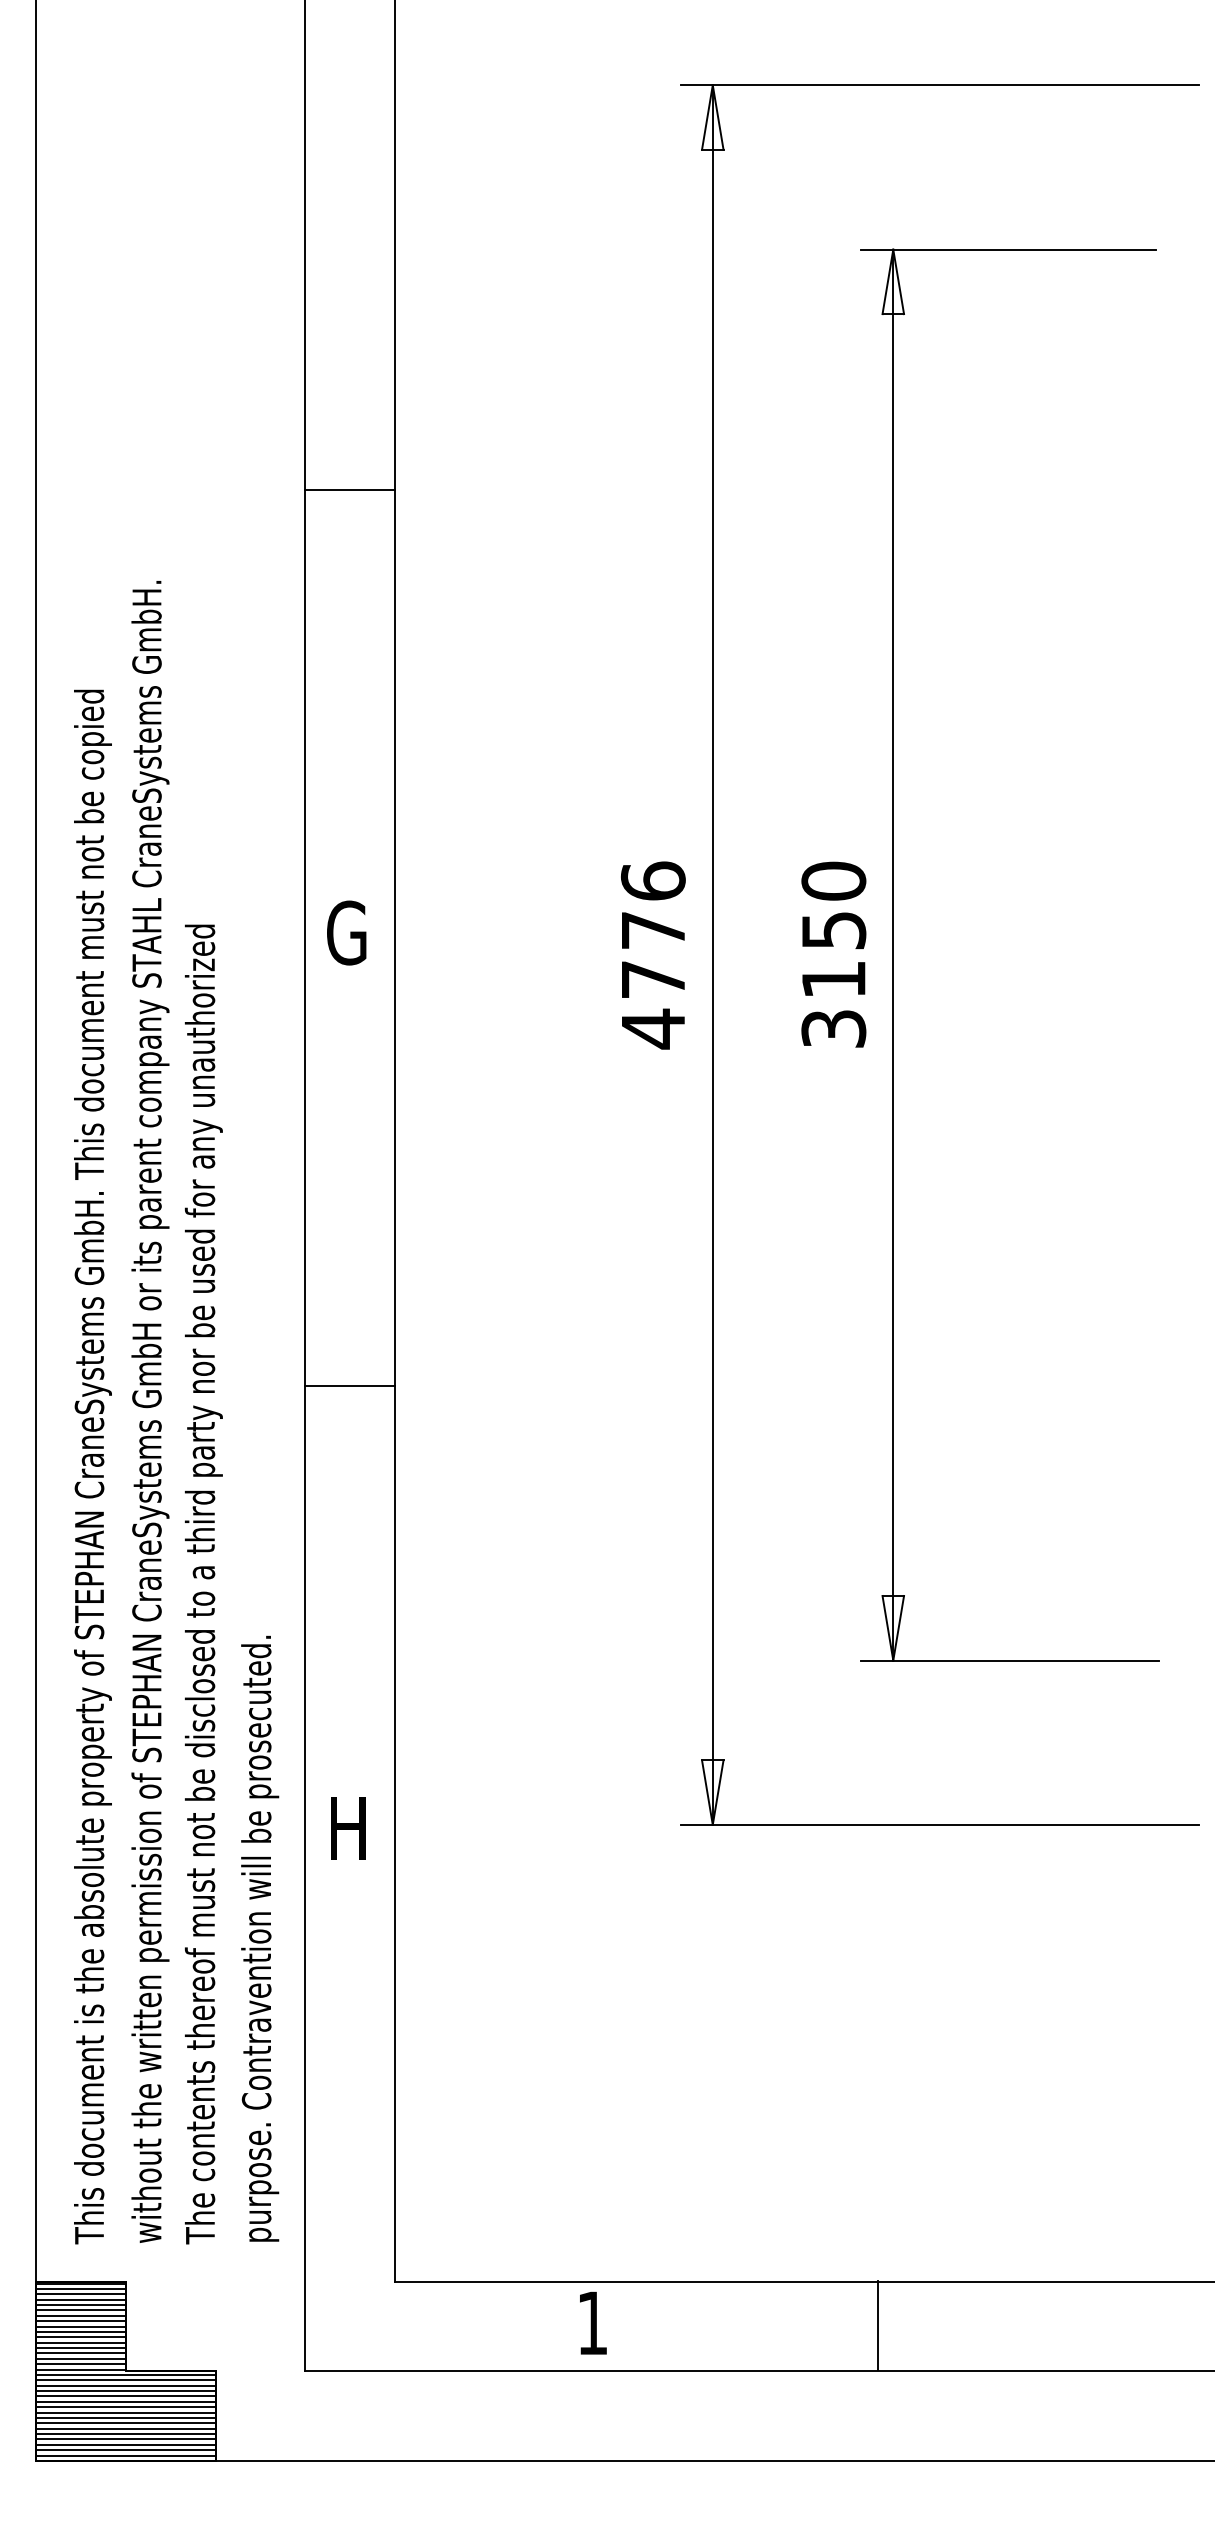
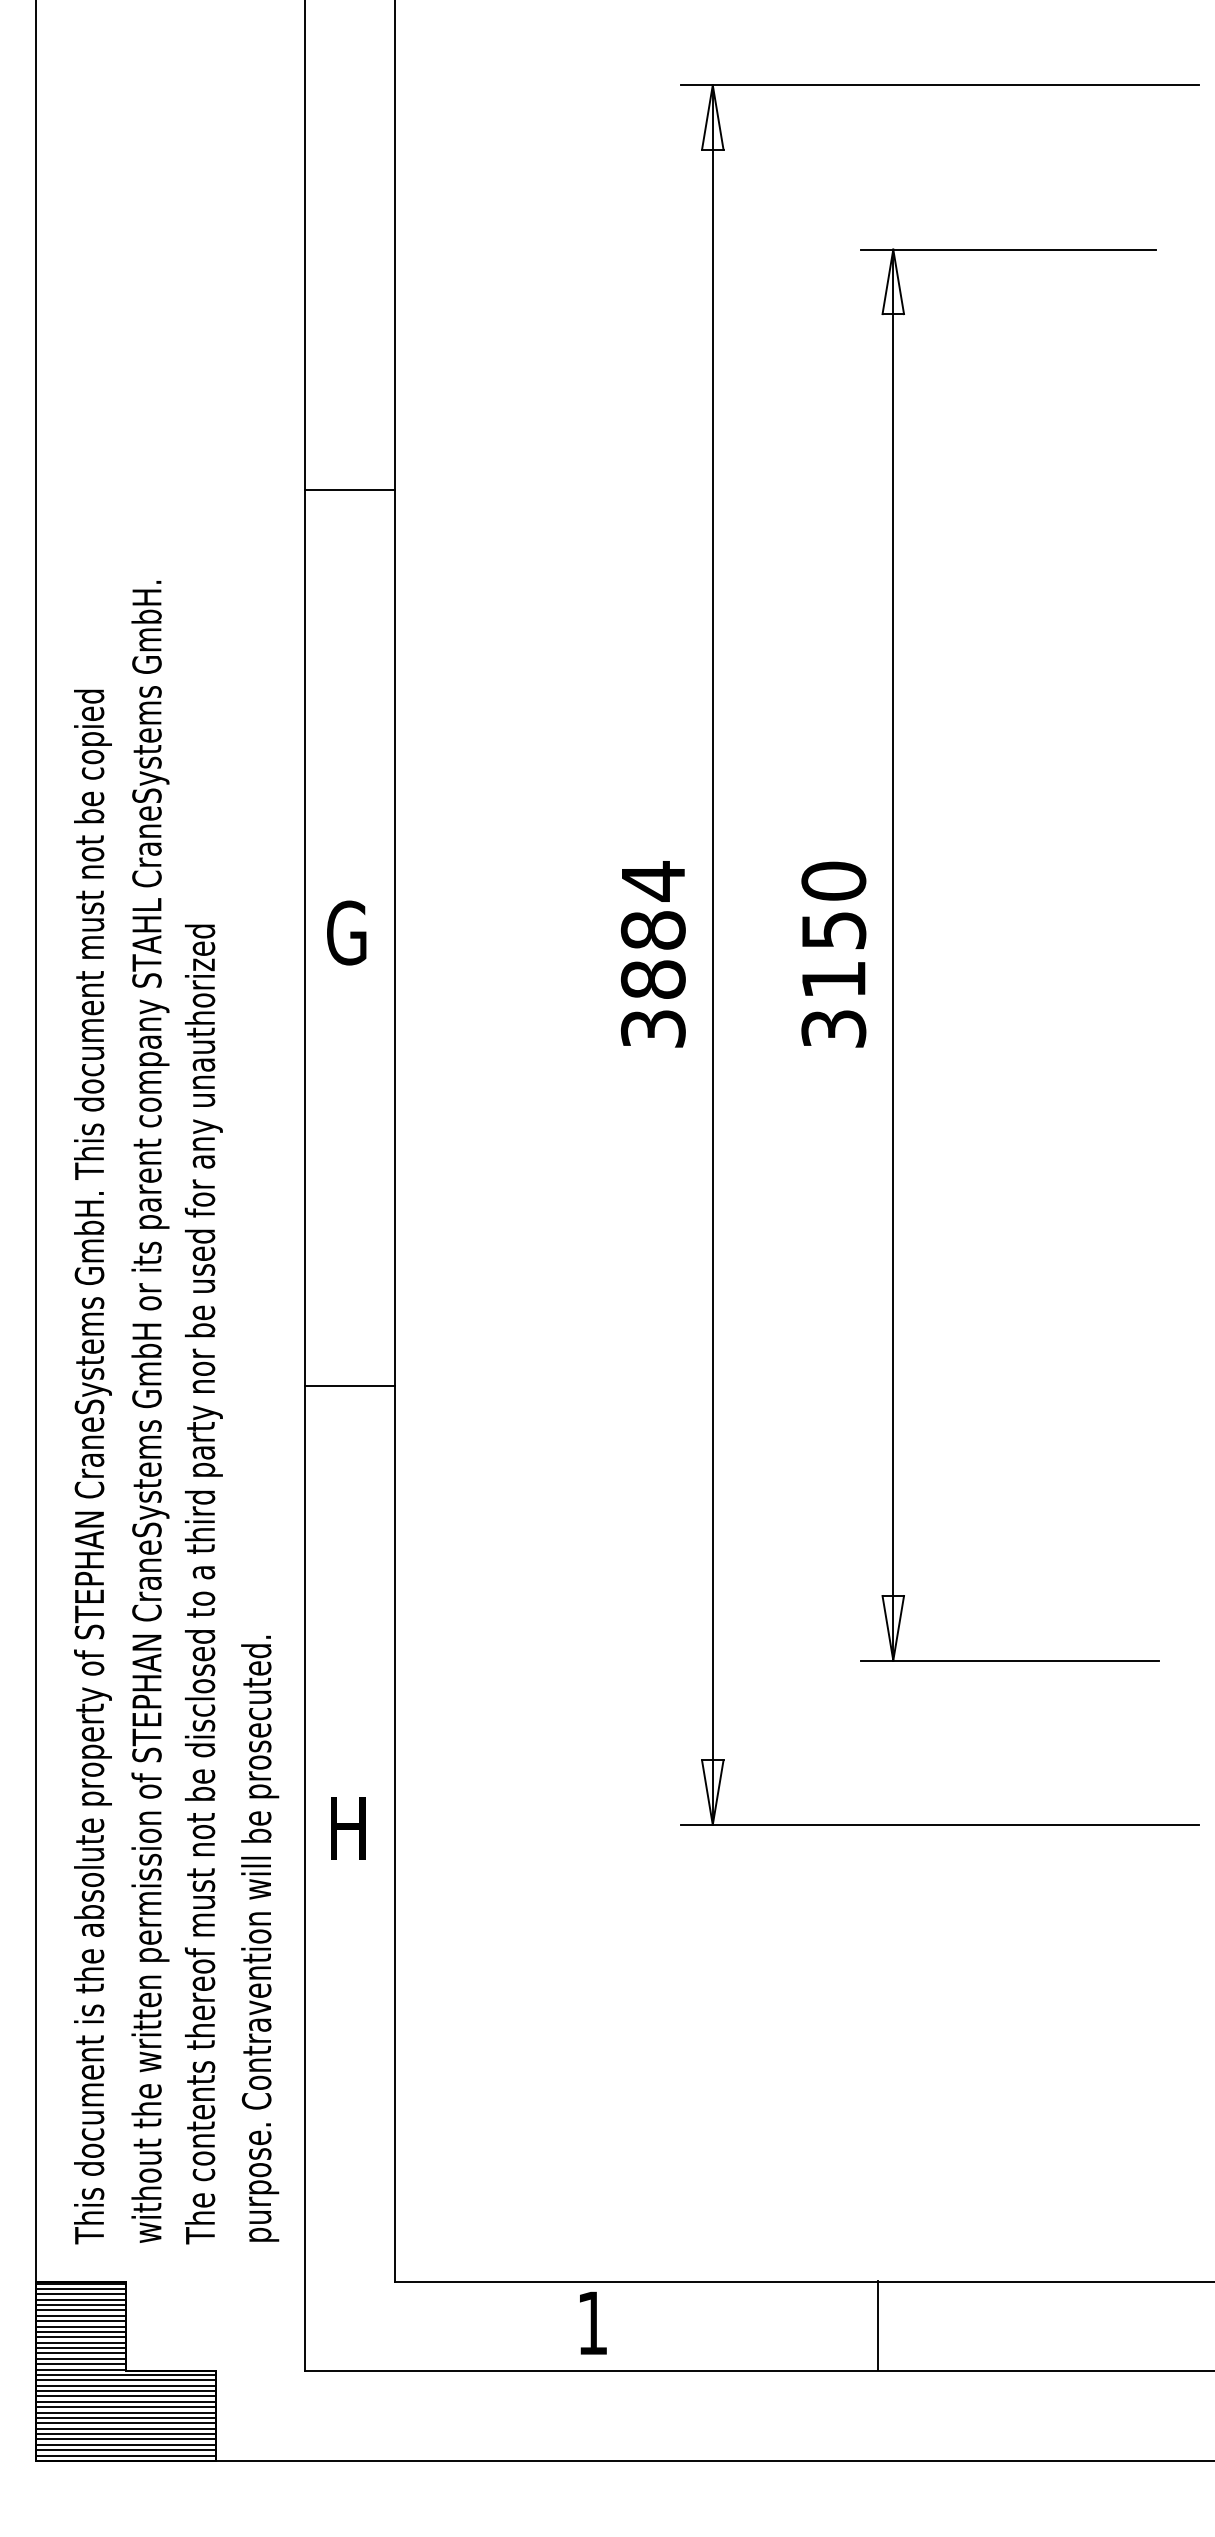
text: 4776 -> 3884 (652, 955)
